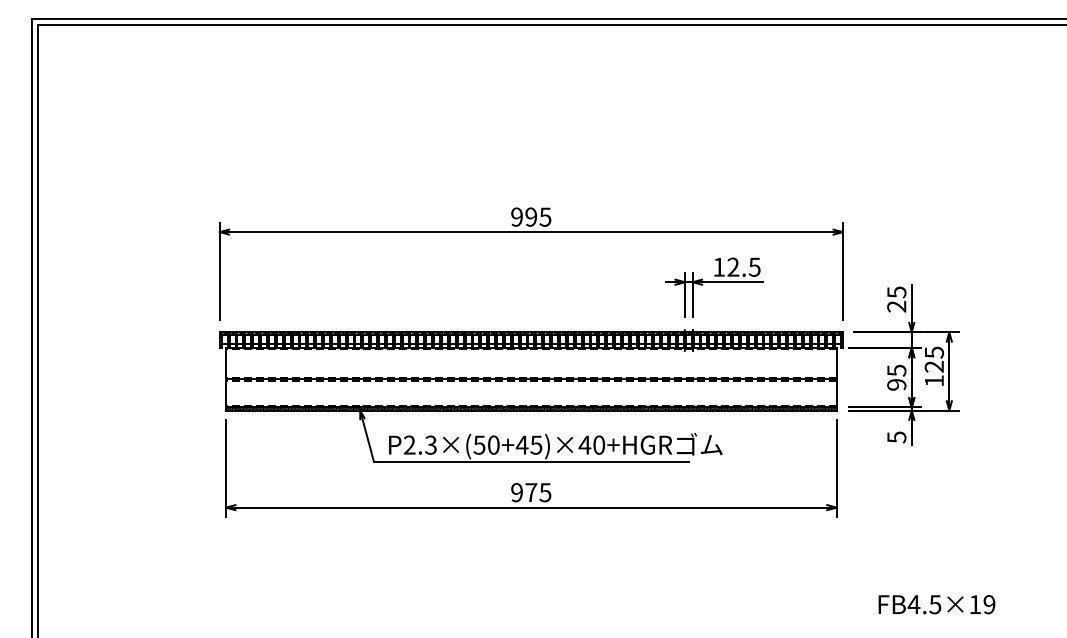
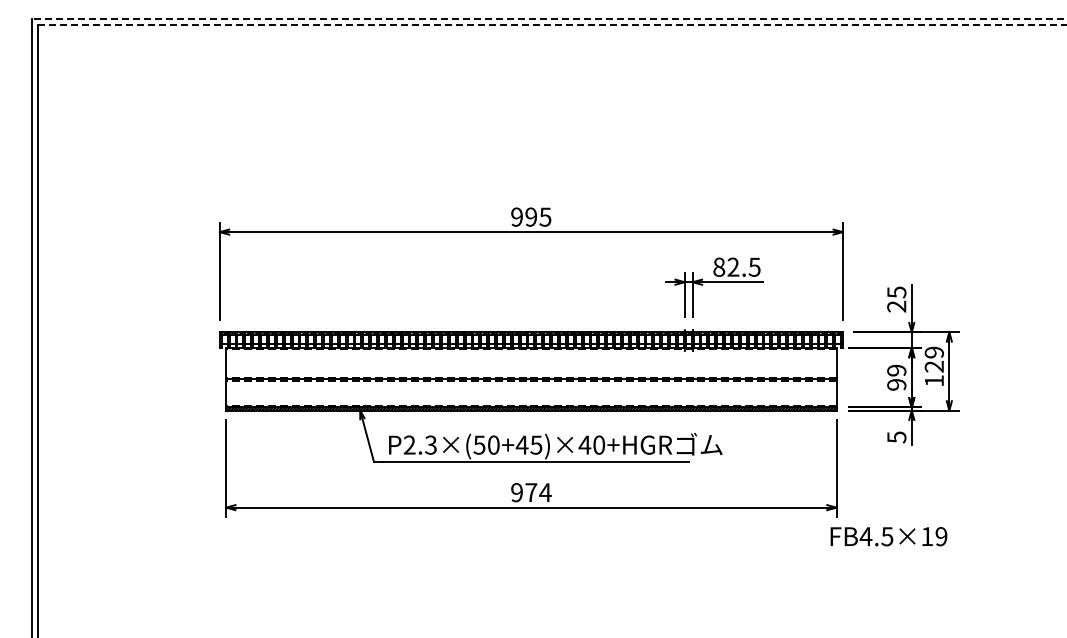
line: solid -> dashed (548, 19)
line: solid -> dashed (552, 25)
text: 12.5 -> 82.5 (719, 266)
text: 125 -> 129 (933, 352)
text: 95 -> 99 (896, 370)
text: 975 -> 974 (545, 492)
text position: (936, 604) -> (888, 536) (888, 536)
